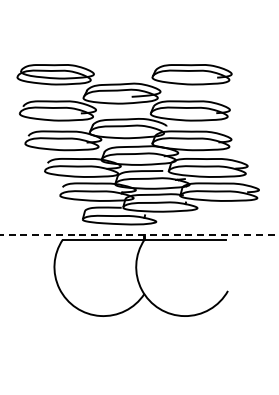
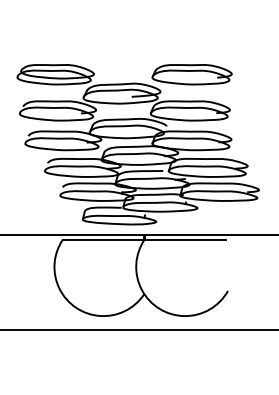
line: dashed -> solid (139, 234)
line: none -> present (138, 330)
